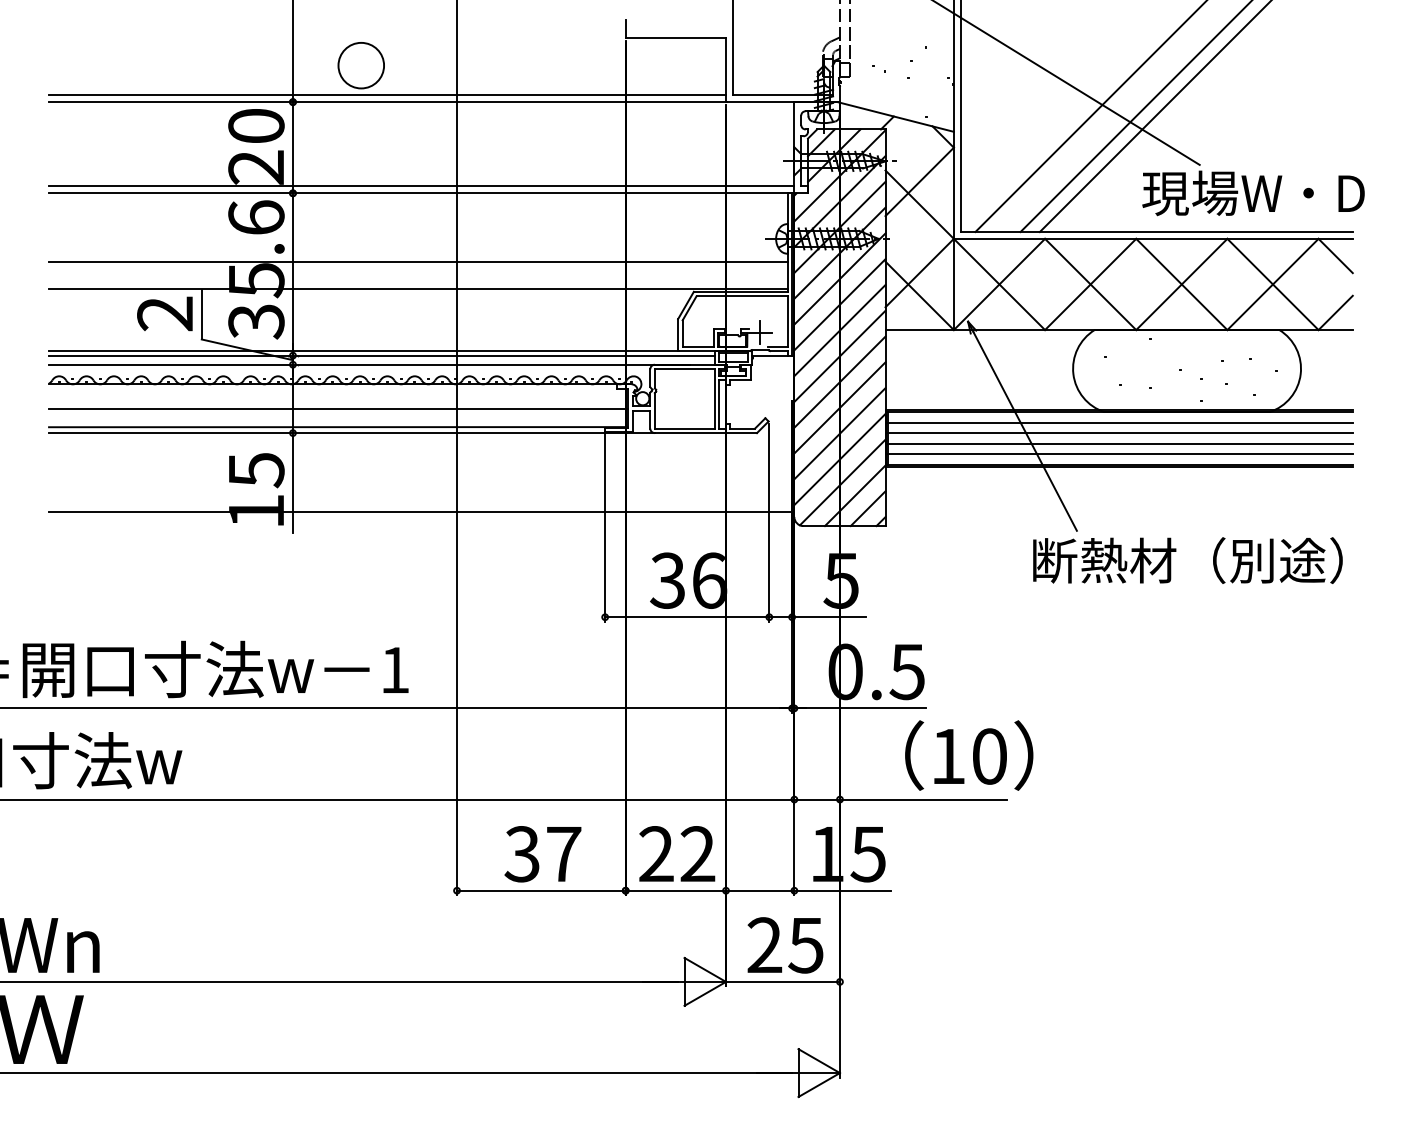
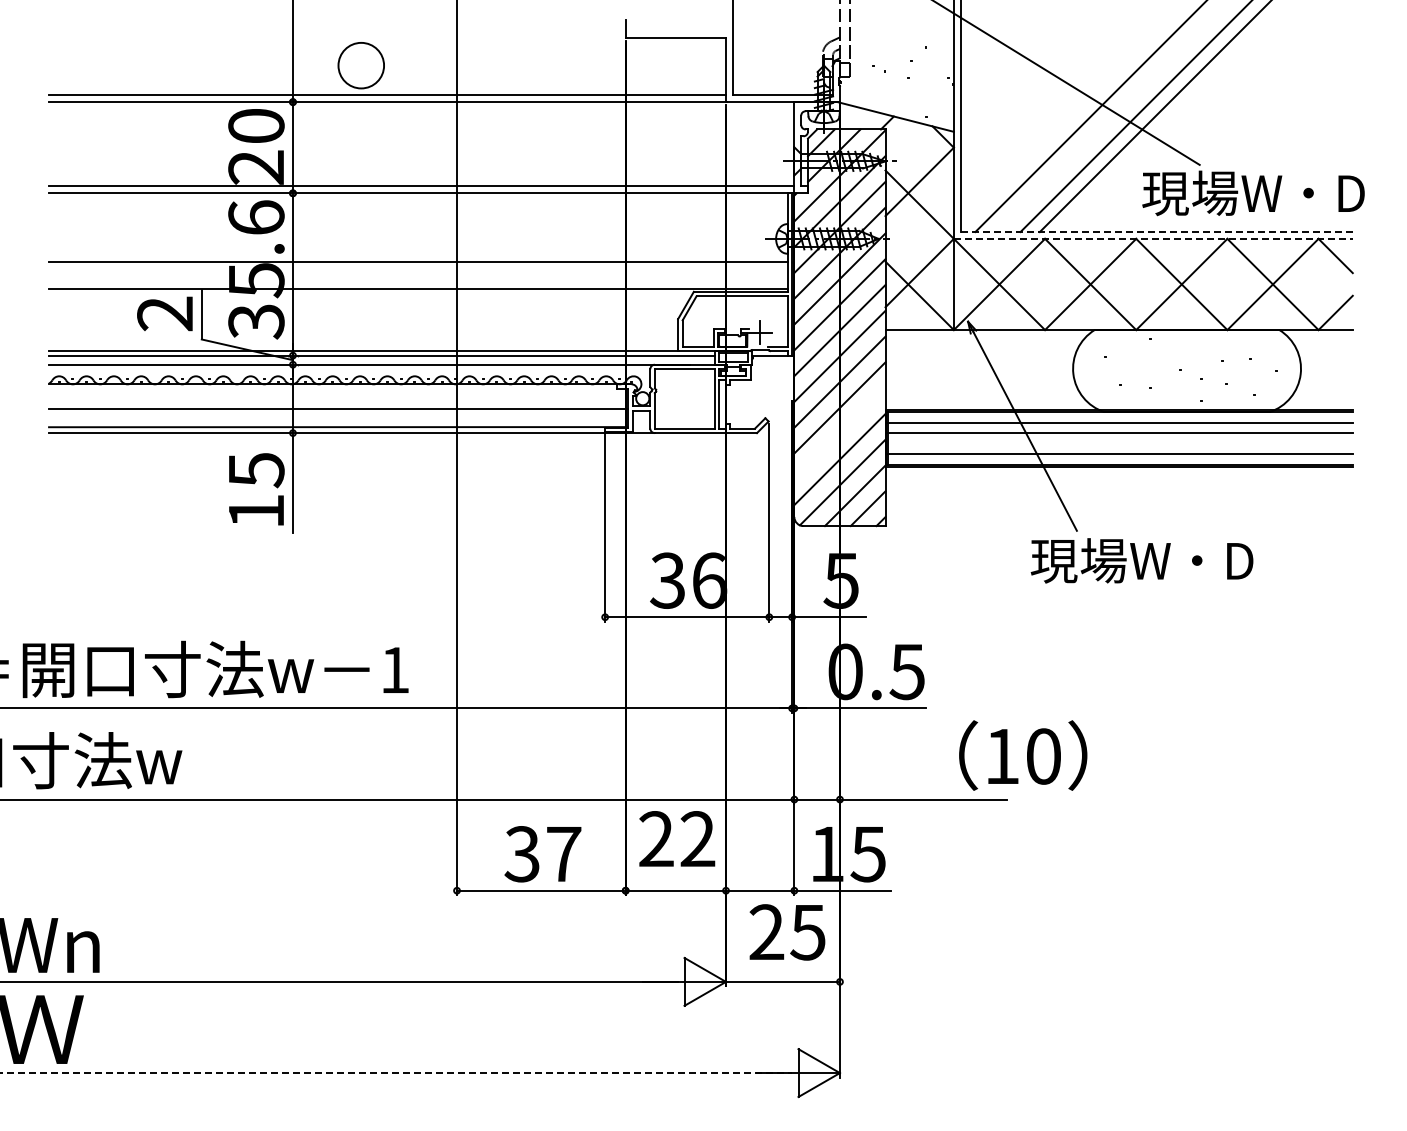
line: solid -> dashed (1156, 232)
line: solid -> dashed (1153, 238)
line: present -> none (839, 433)
line: present -> none (1119, 443)
line: present -> none (421, 512)
text: 断熱材（別途） -> 現場W・D (1186, 560)
text position: (969, 755) -> (1023, 755) (1023, 755)
text position: (677, 853) -> (677, 838) (677, 838)
text position: (785, 945) -> (787, 932) (787, 932)
line: solid -> dashed (396, 1073)
